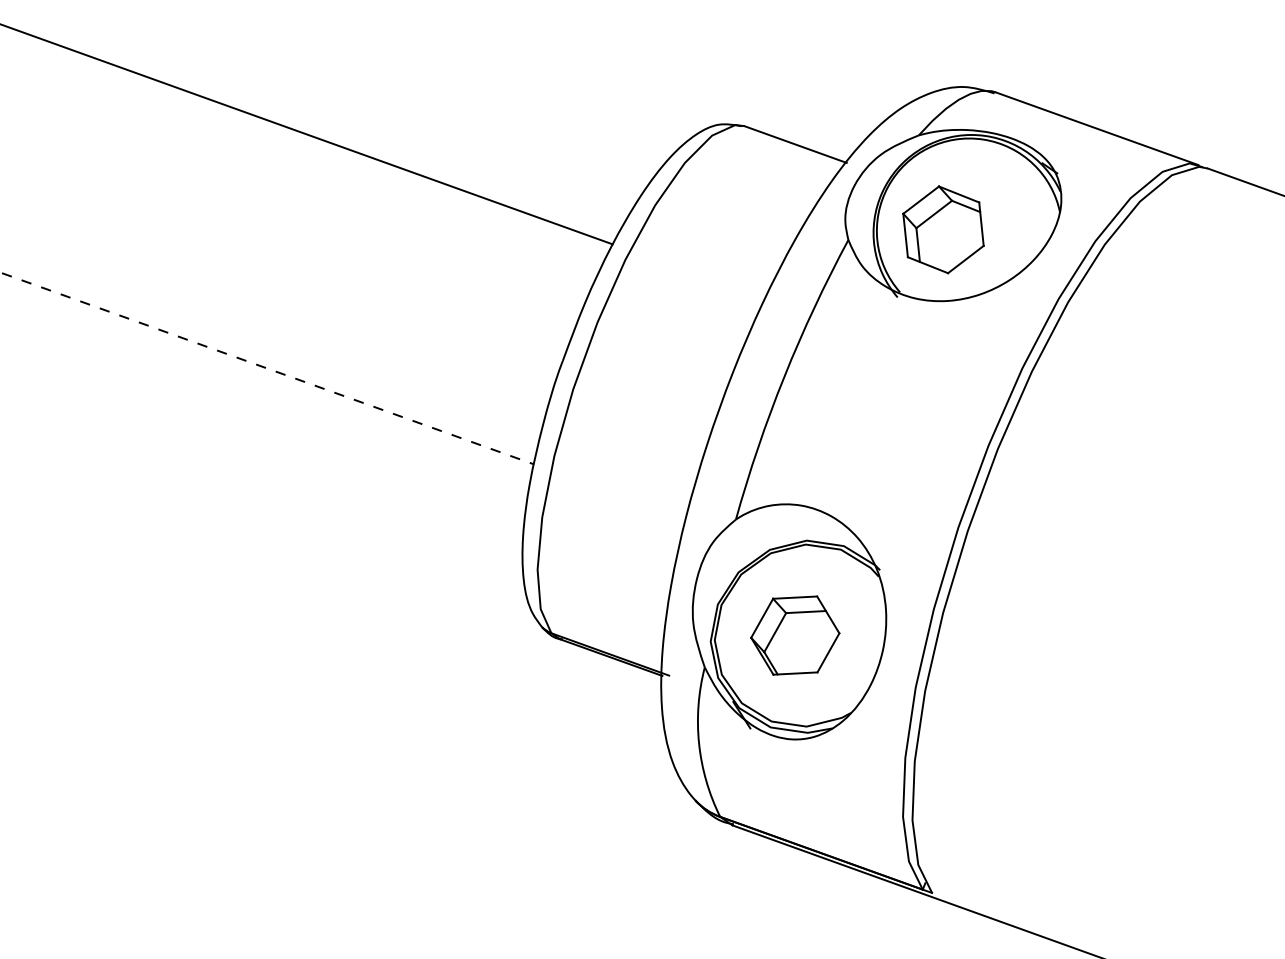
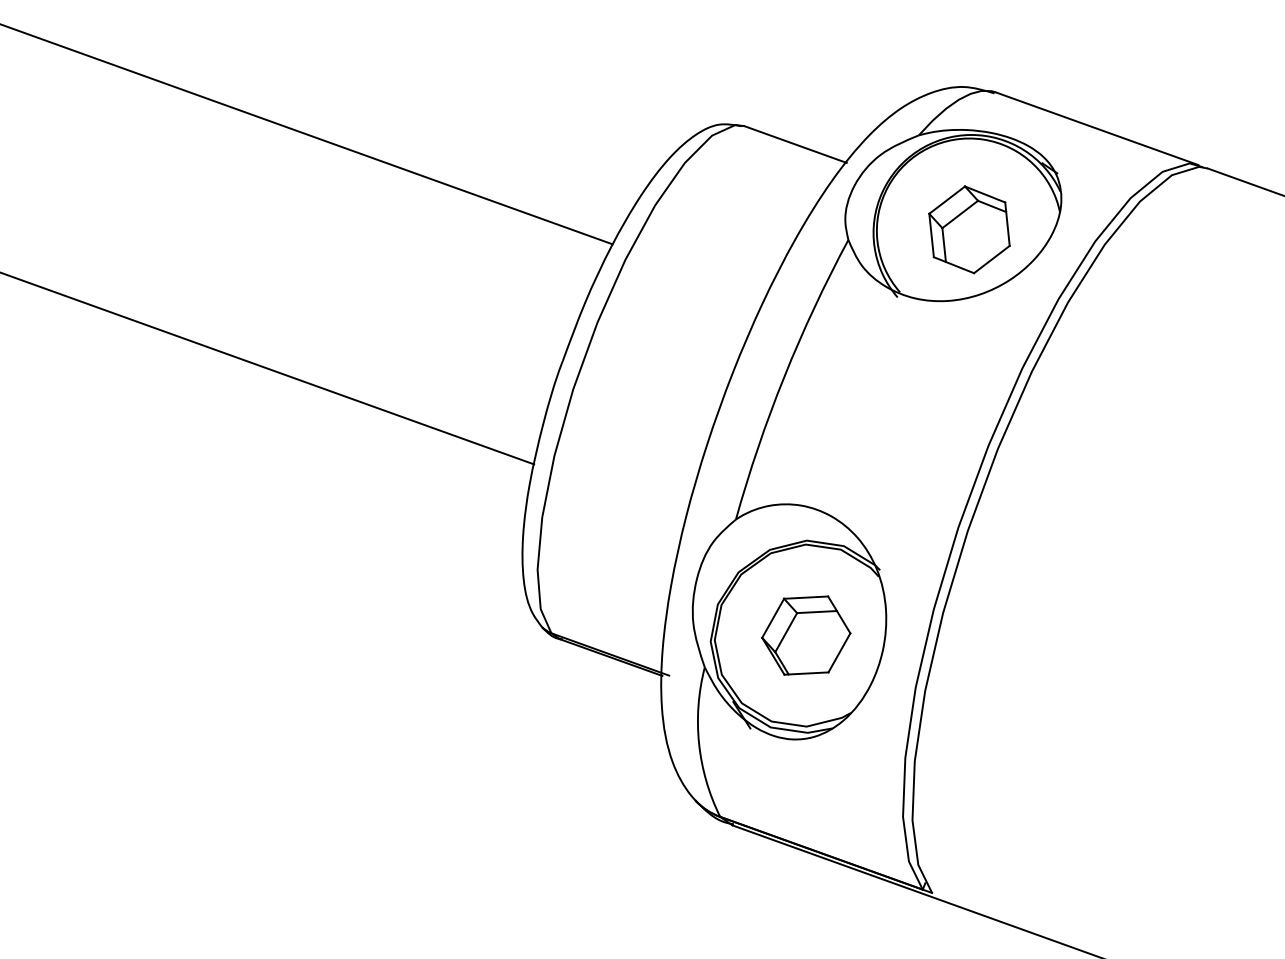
part position: (943, 229) -> (969, 229) (969, 229)
line: dashed -> solid (267, 368)
part position: (795, 635) -> (806, 635) (806, 635)
